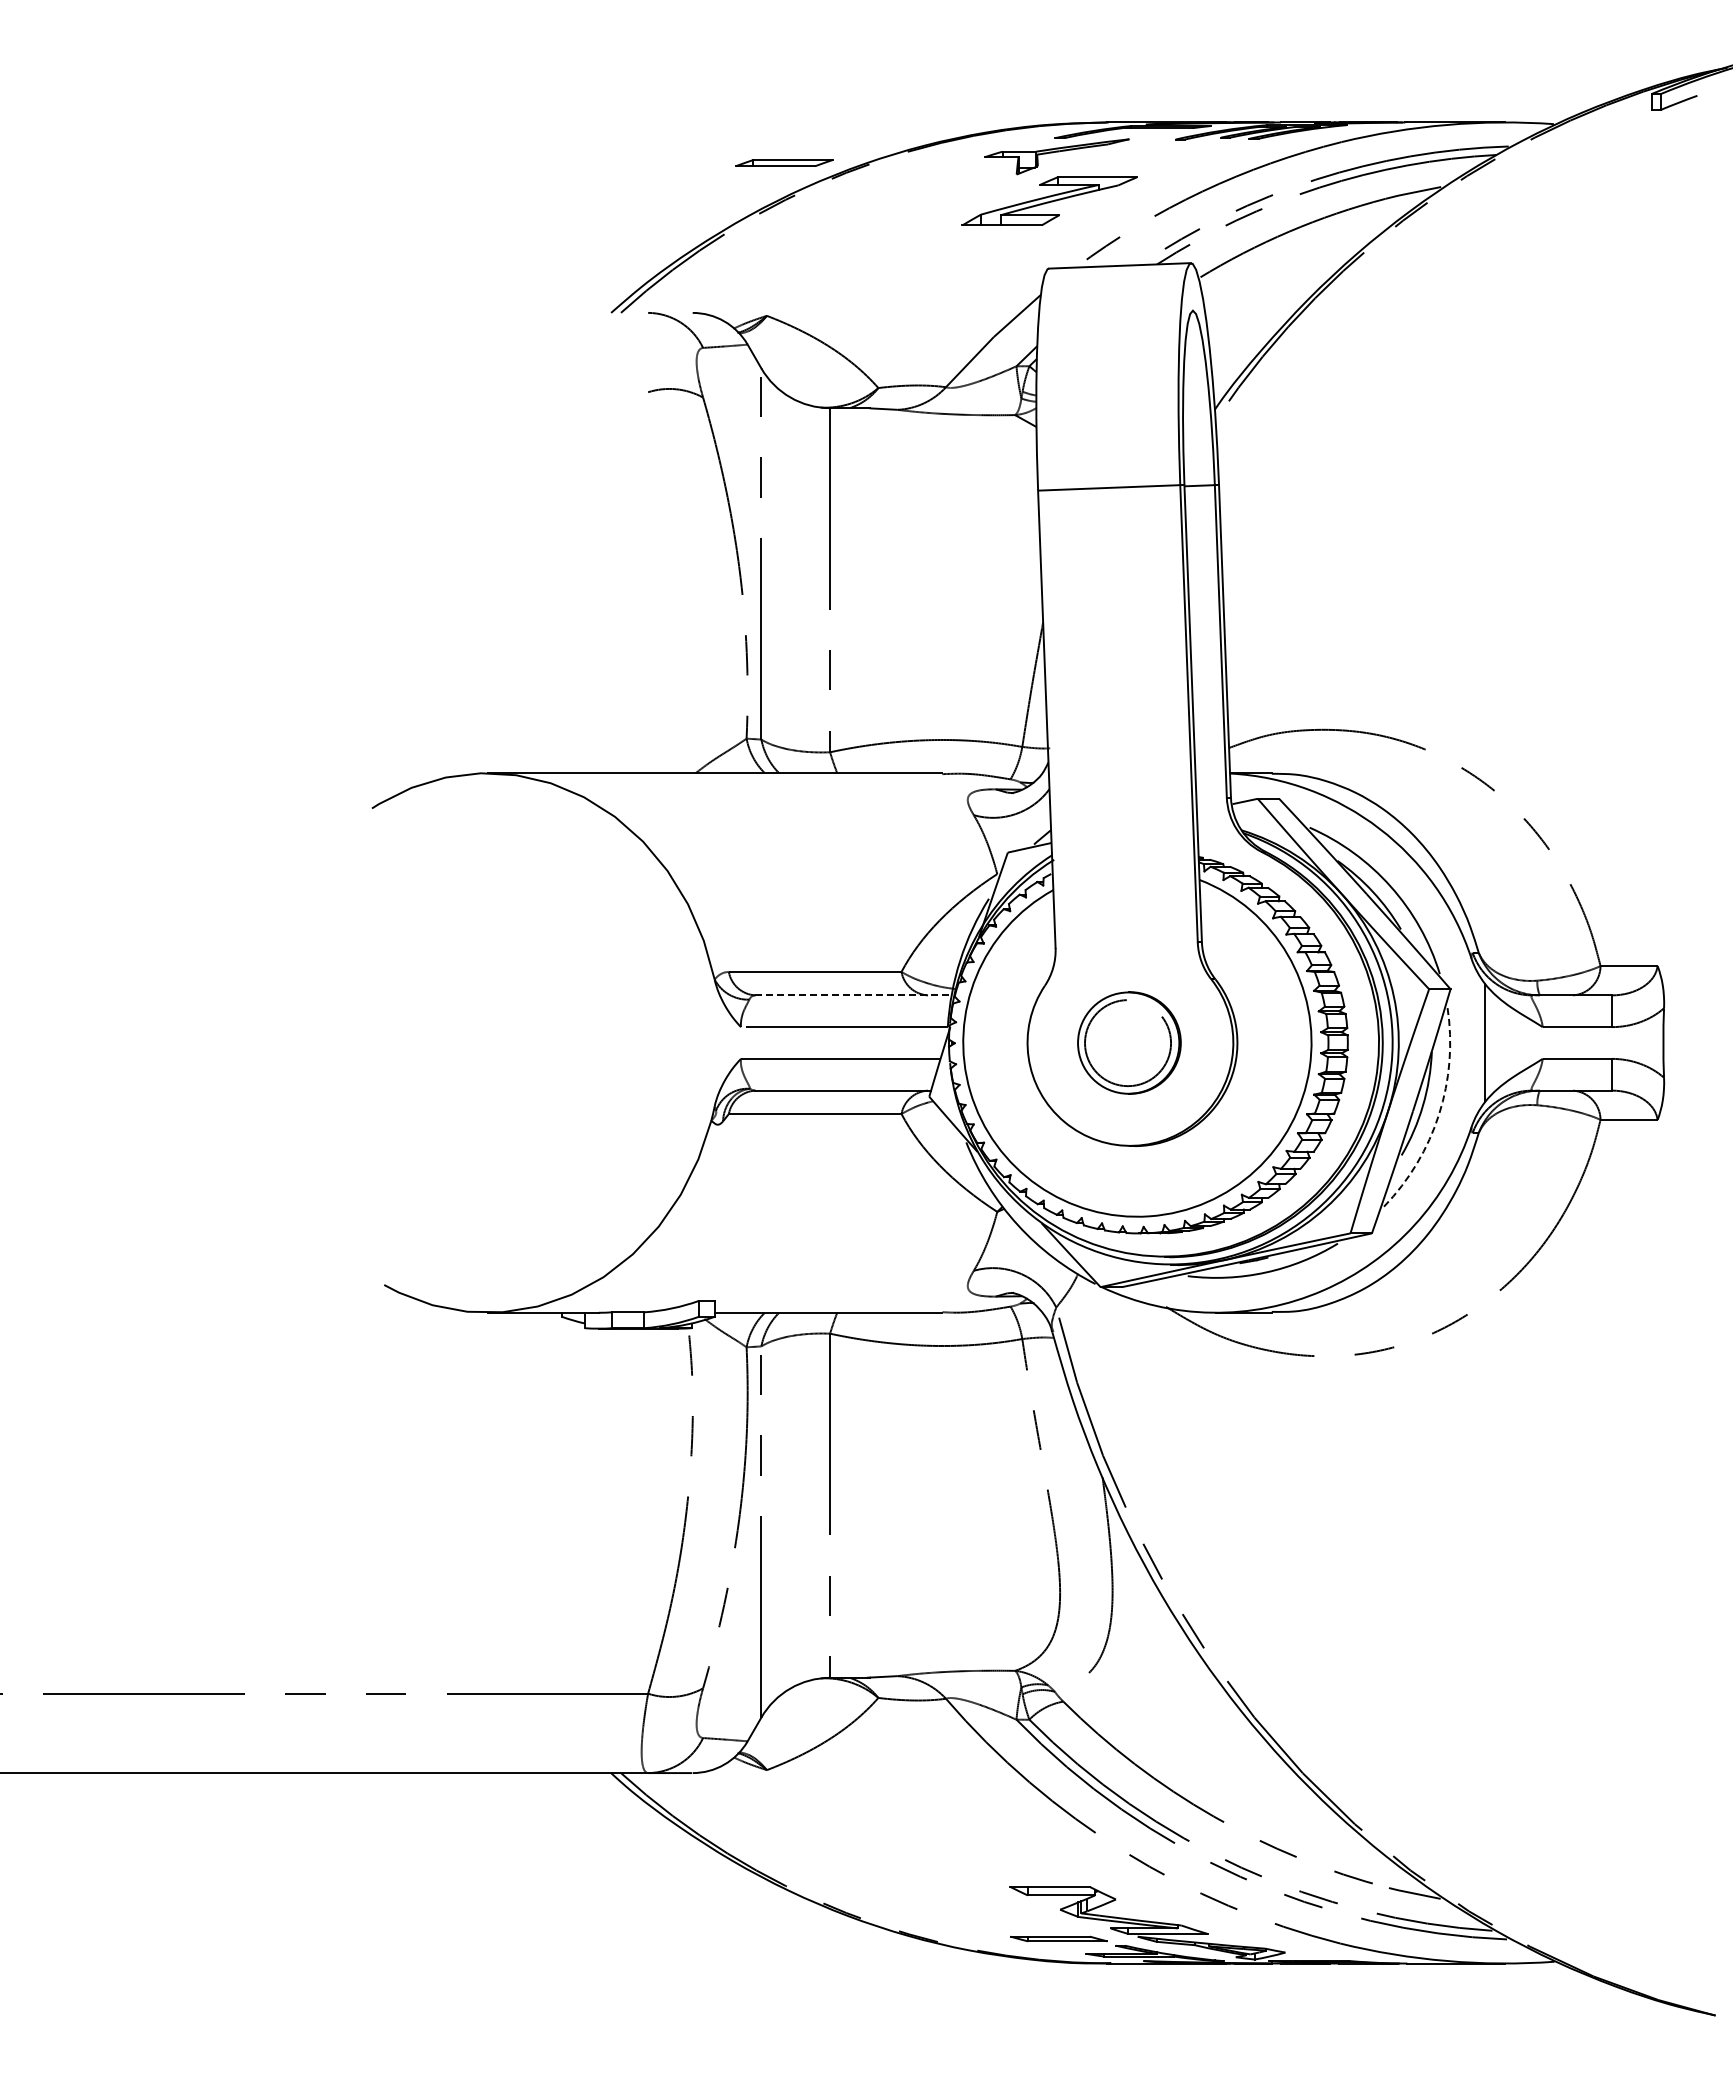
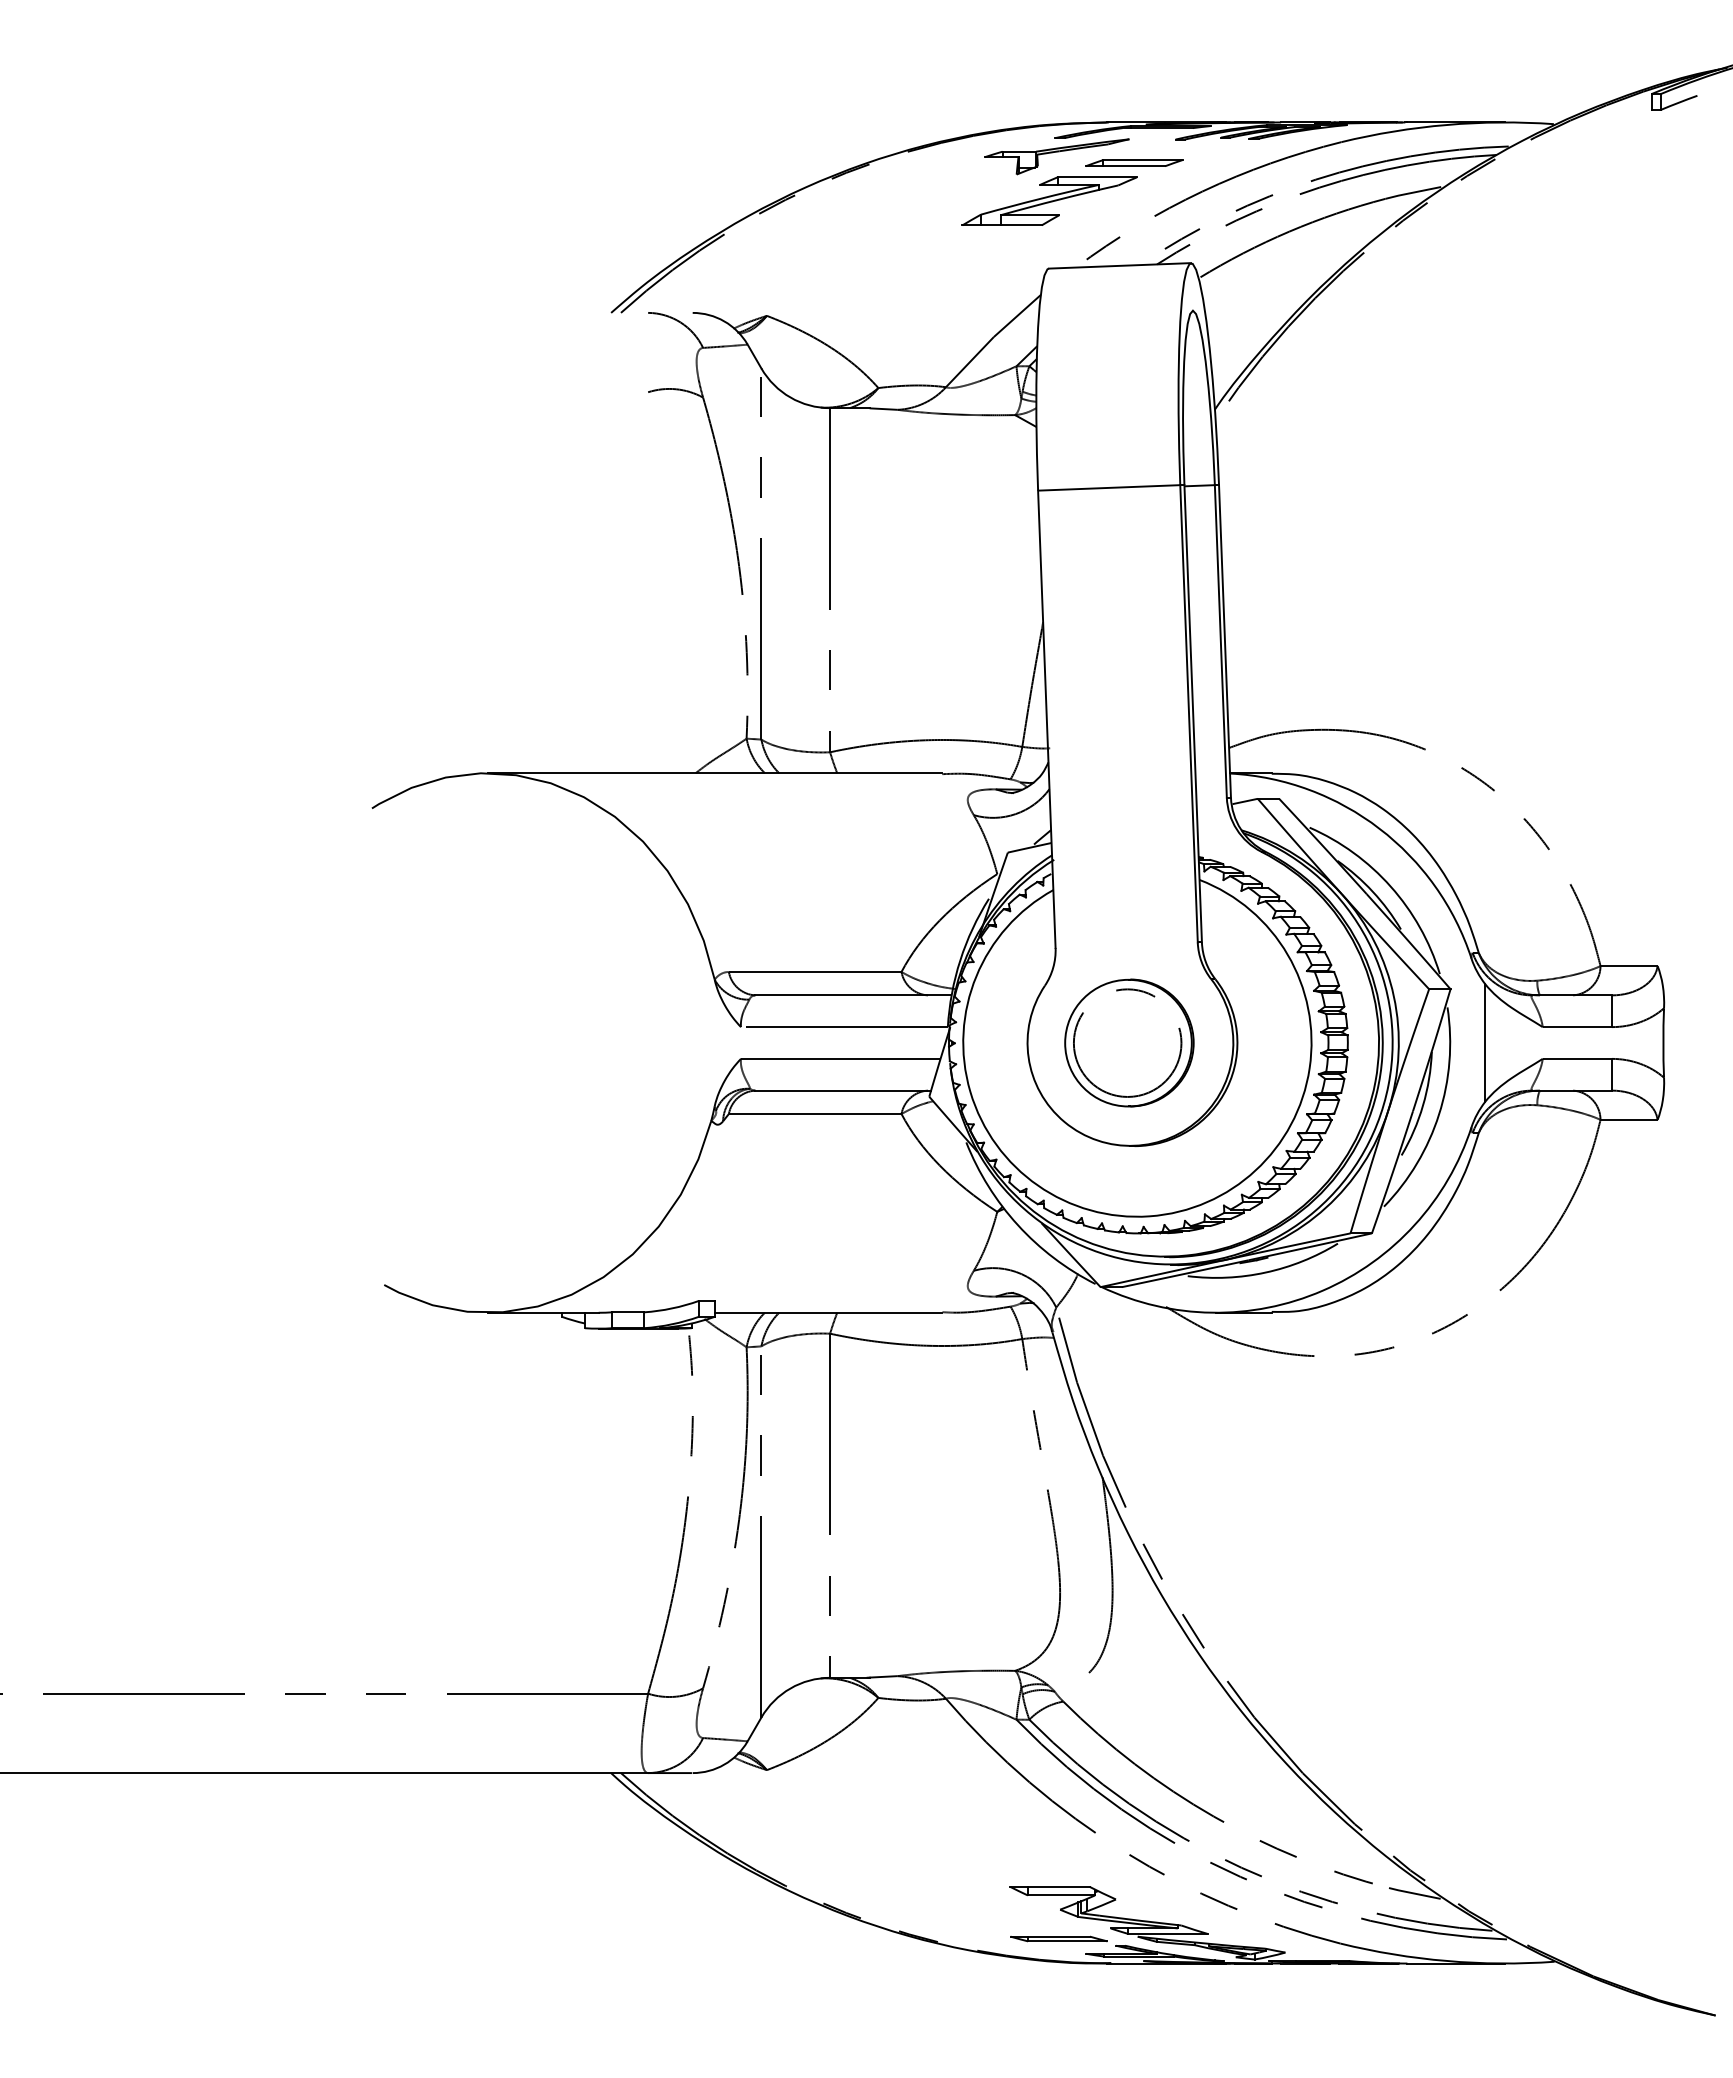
part position: (784, 162) -> (1134, 162) (1134, 162)
line: dashed -> solid (853, 995)
part size: 105x104 px -> 131x130 px (1129, 1042)
arc: dashed -> solid (1439, 1114)
